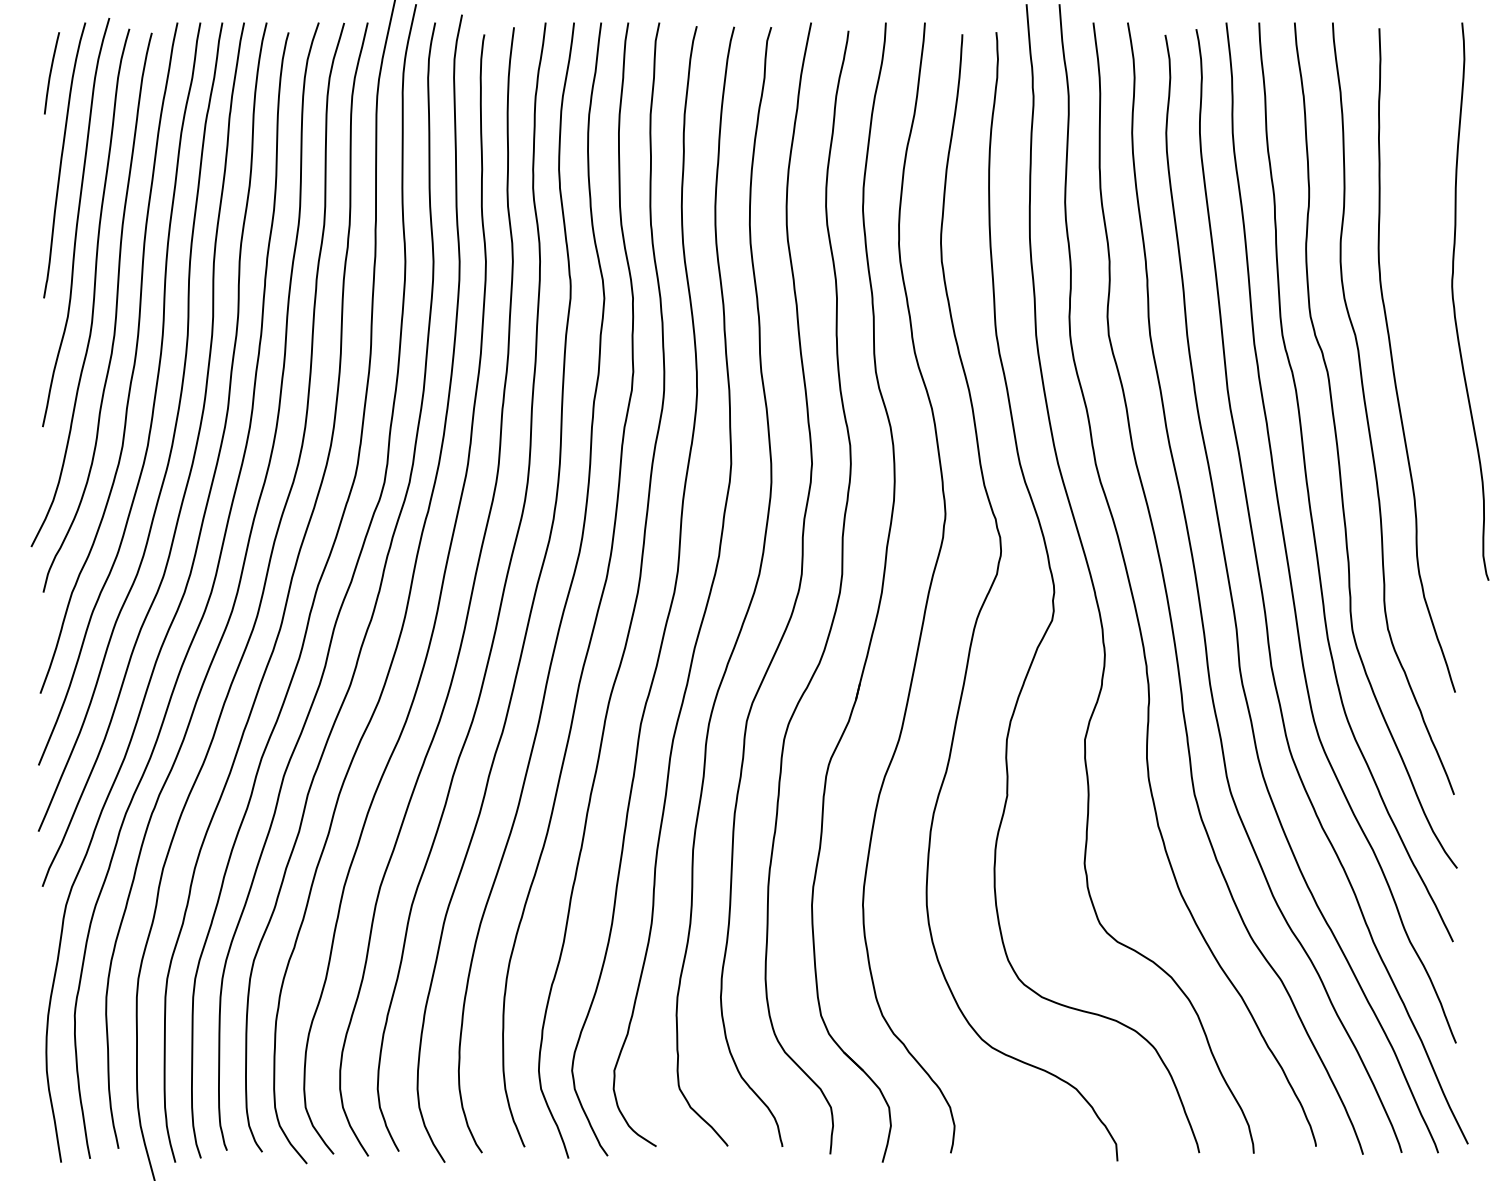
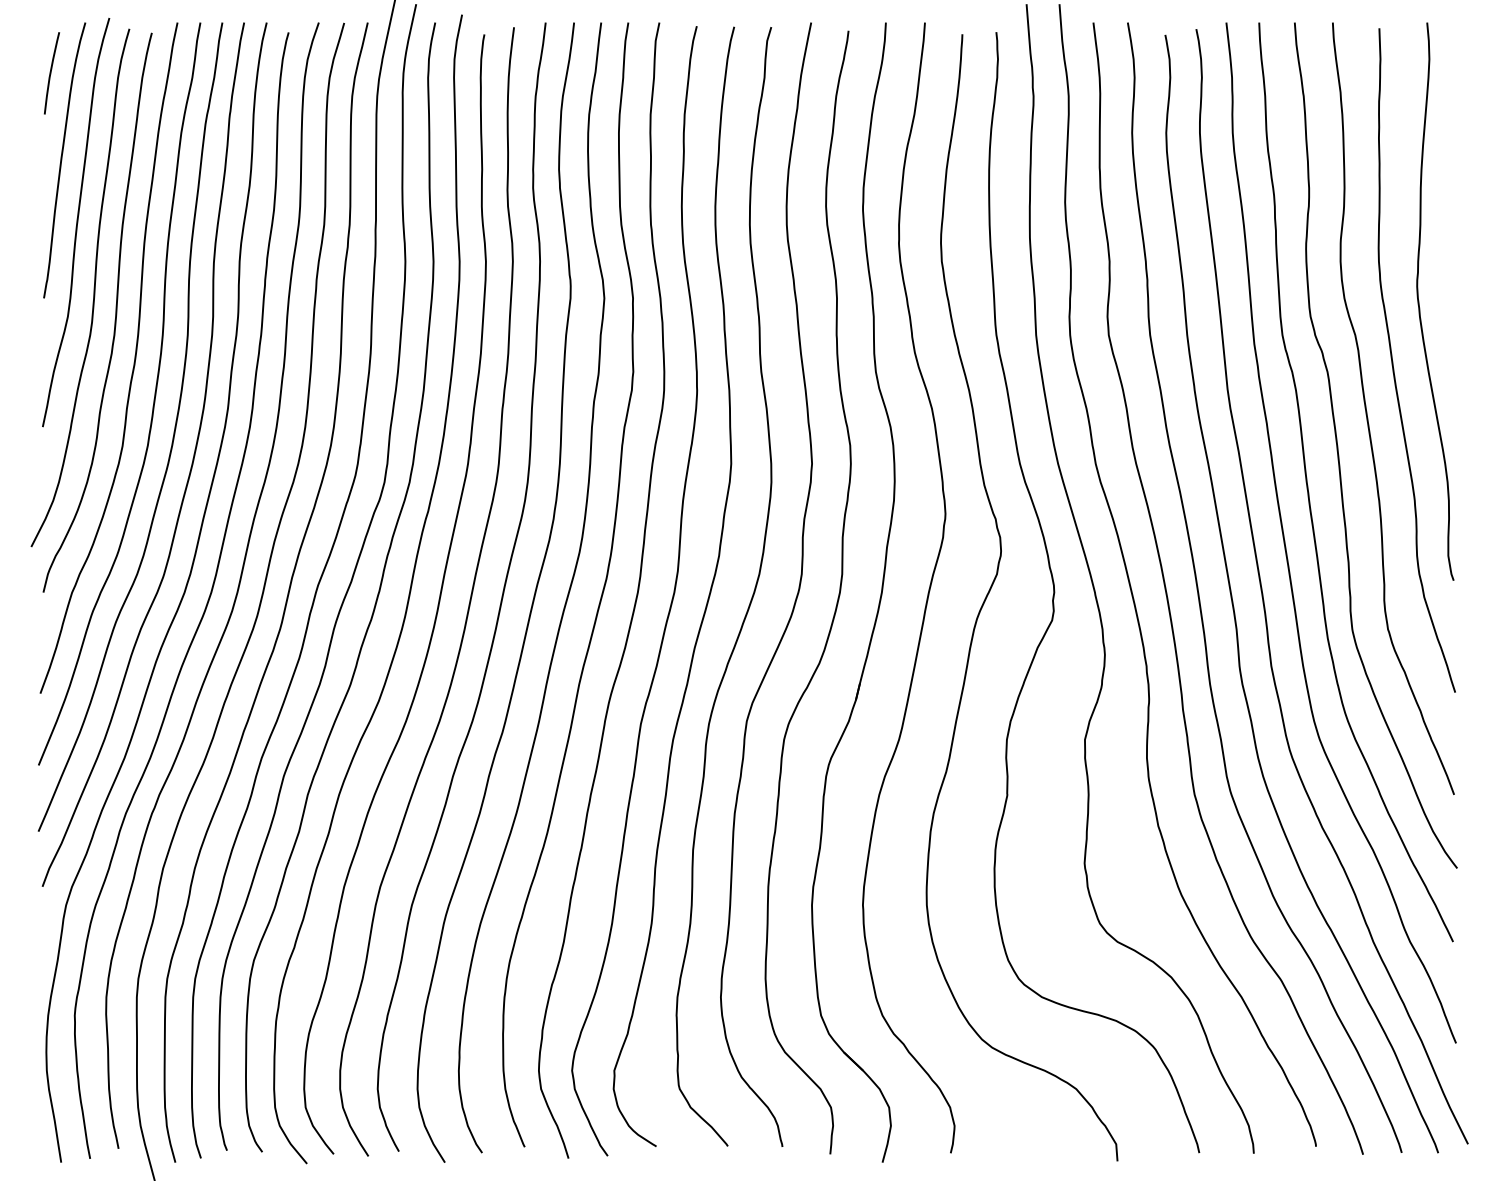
curve position: (1454, 301) -> (1419, 301) (1419, 301)
